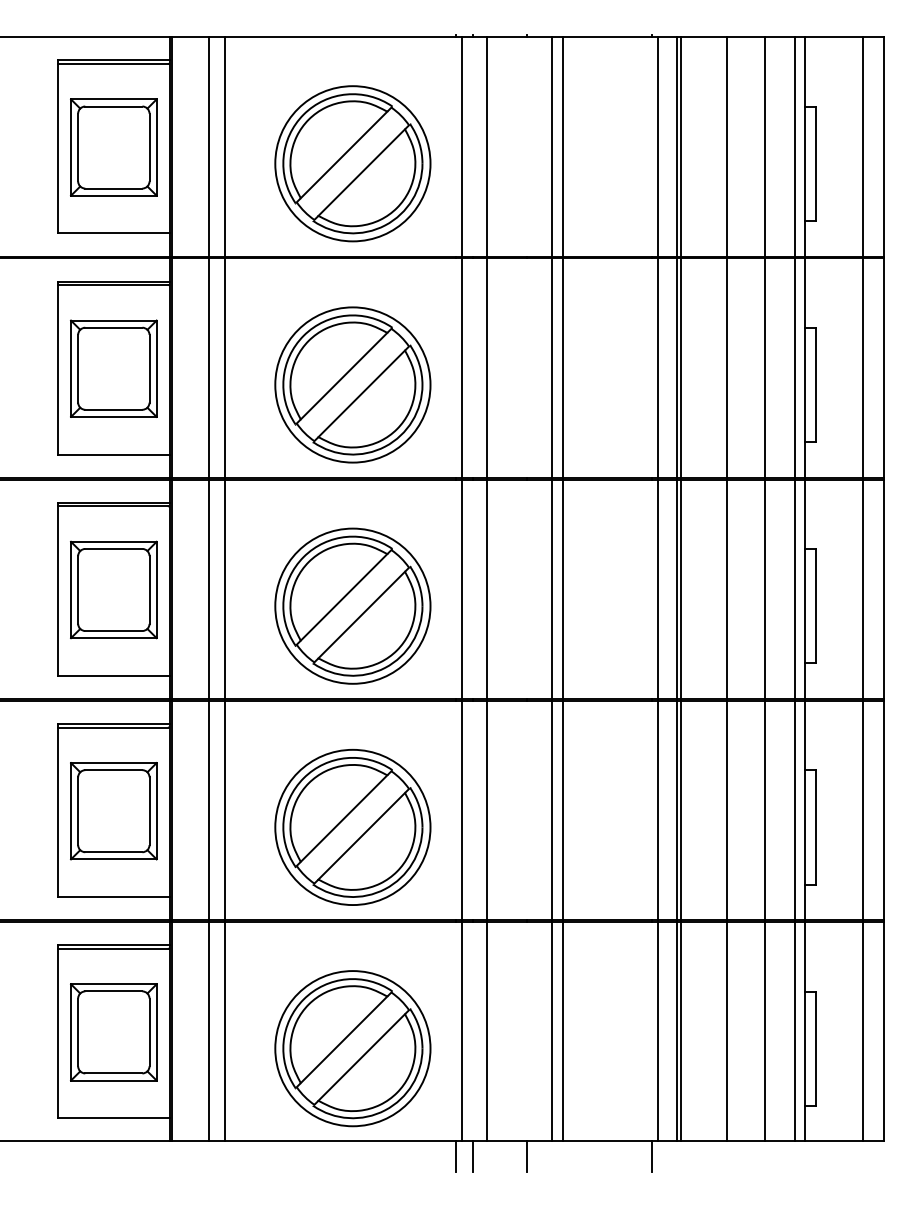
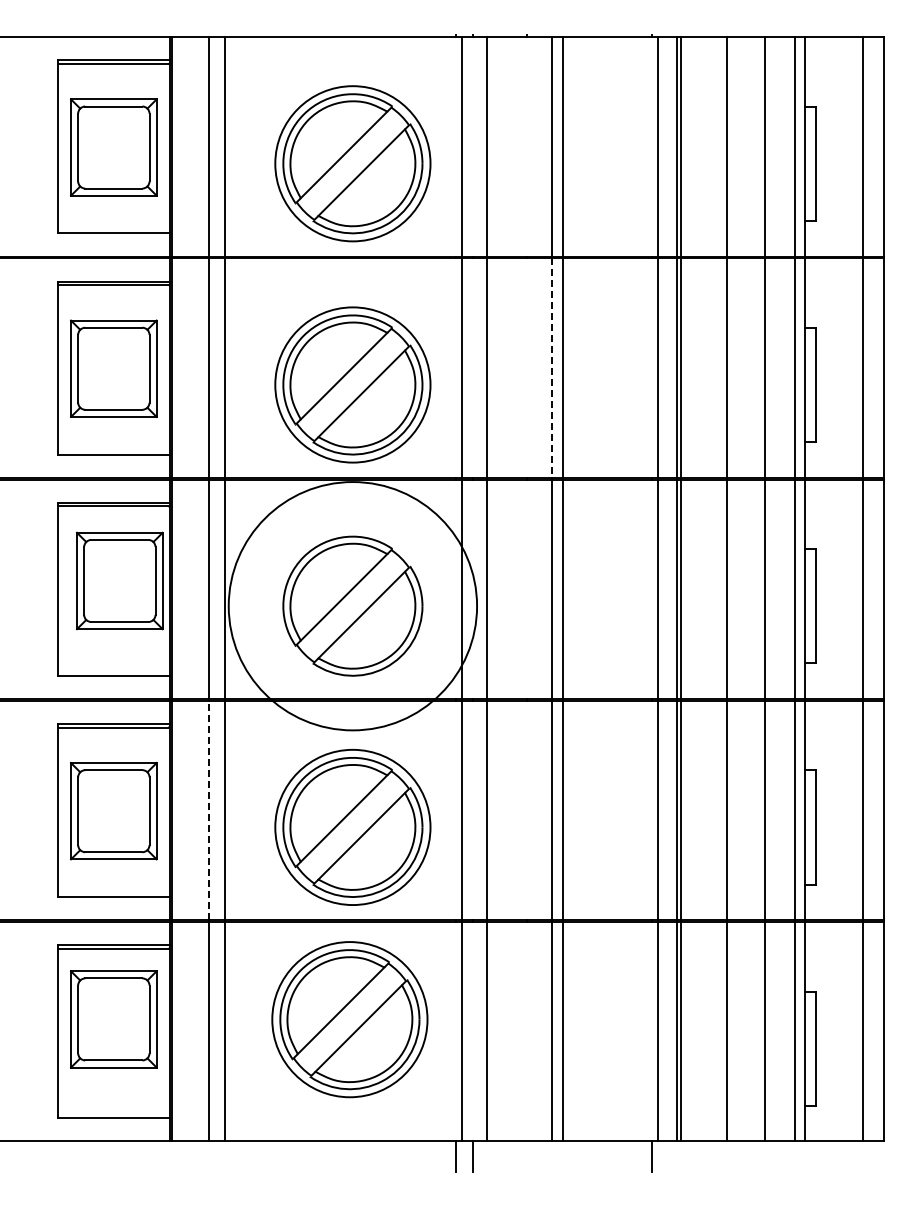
line: solid -> dashed (552, 368)
part position: (113, 589) -> (119, 580) (119, 580)
circle diameter: 155 px -> 248 px (352, 606)
line: solid -> dashed (208, 810)
part position: (113, 1032) -> (113, 1019) (113, 1019)
part position: (352, 1048) -> (349, 1019) (349, 1019)
line: present -> none (526, 1156)
